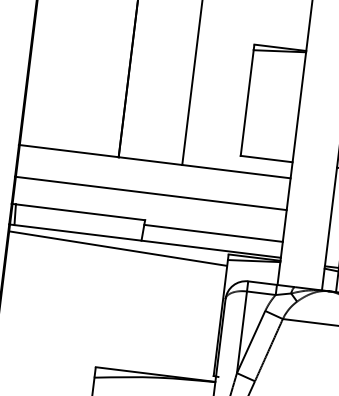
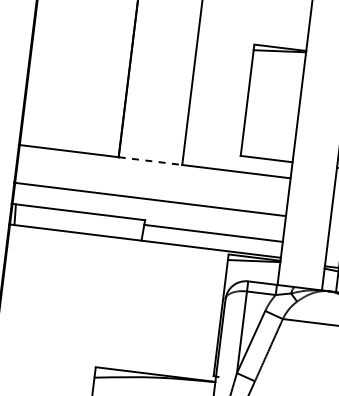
line: solid -> dashed (150, 161)
line position: (150, 193) -> (149, 199) (149, 199)
line: present -> none (118, 248)
